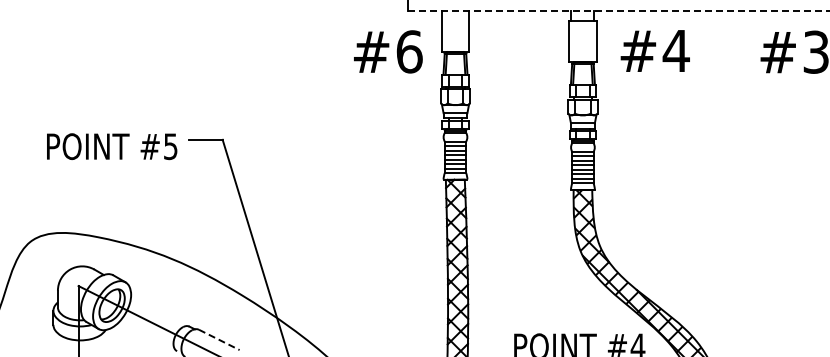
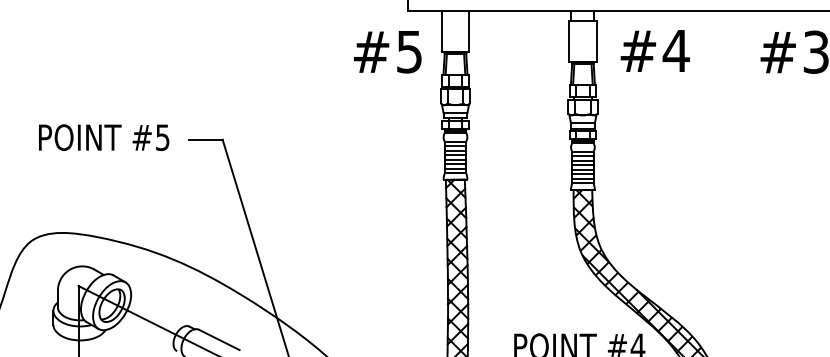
line: dashed -> solid (618, 11)
text: #6 -> #5 (409, 51)
text position: (112, 146) -> (104, 137) (104, 137)
line: dashed -> solid (219, 339)
